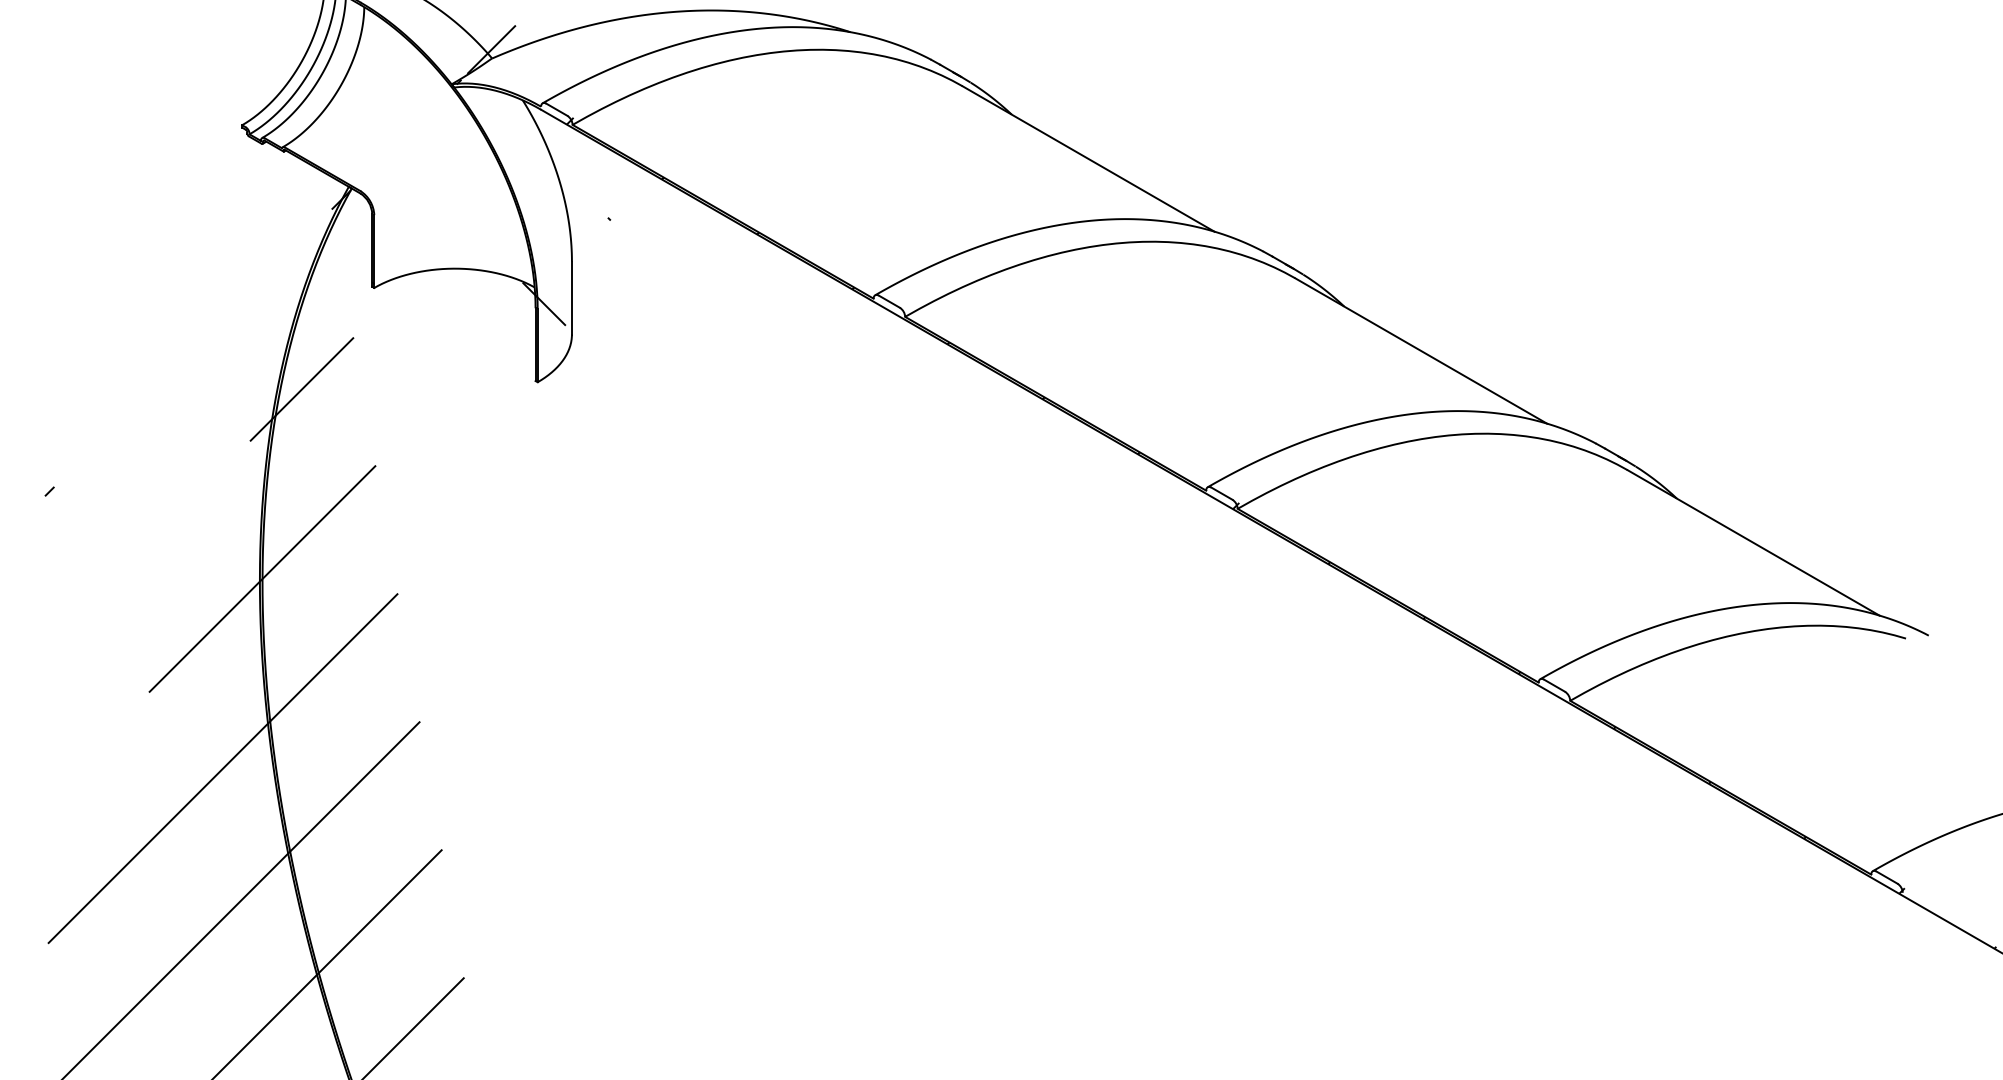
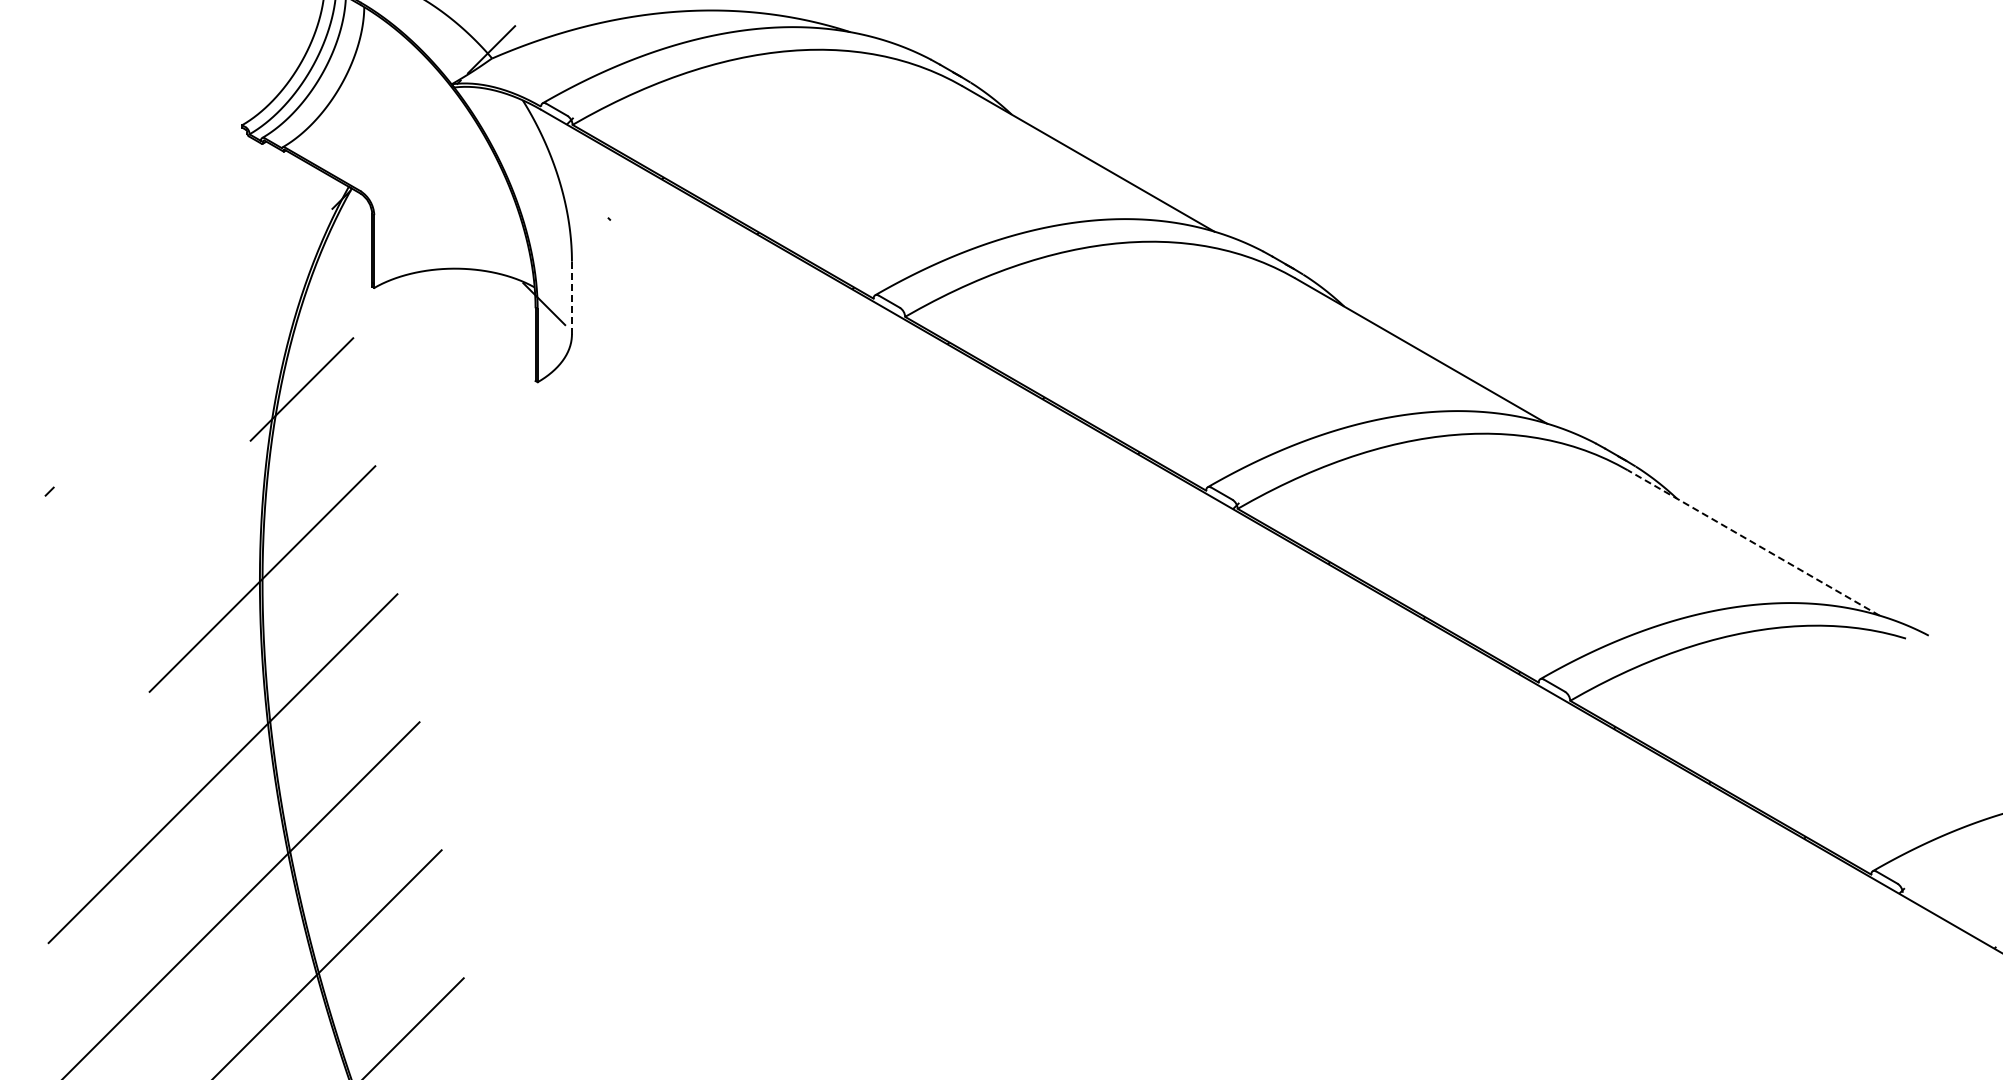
line: solid -> dashed (571, 297)
line: solid -> dashed (1753, 542)
